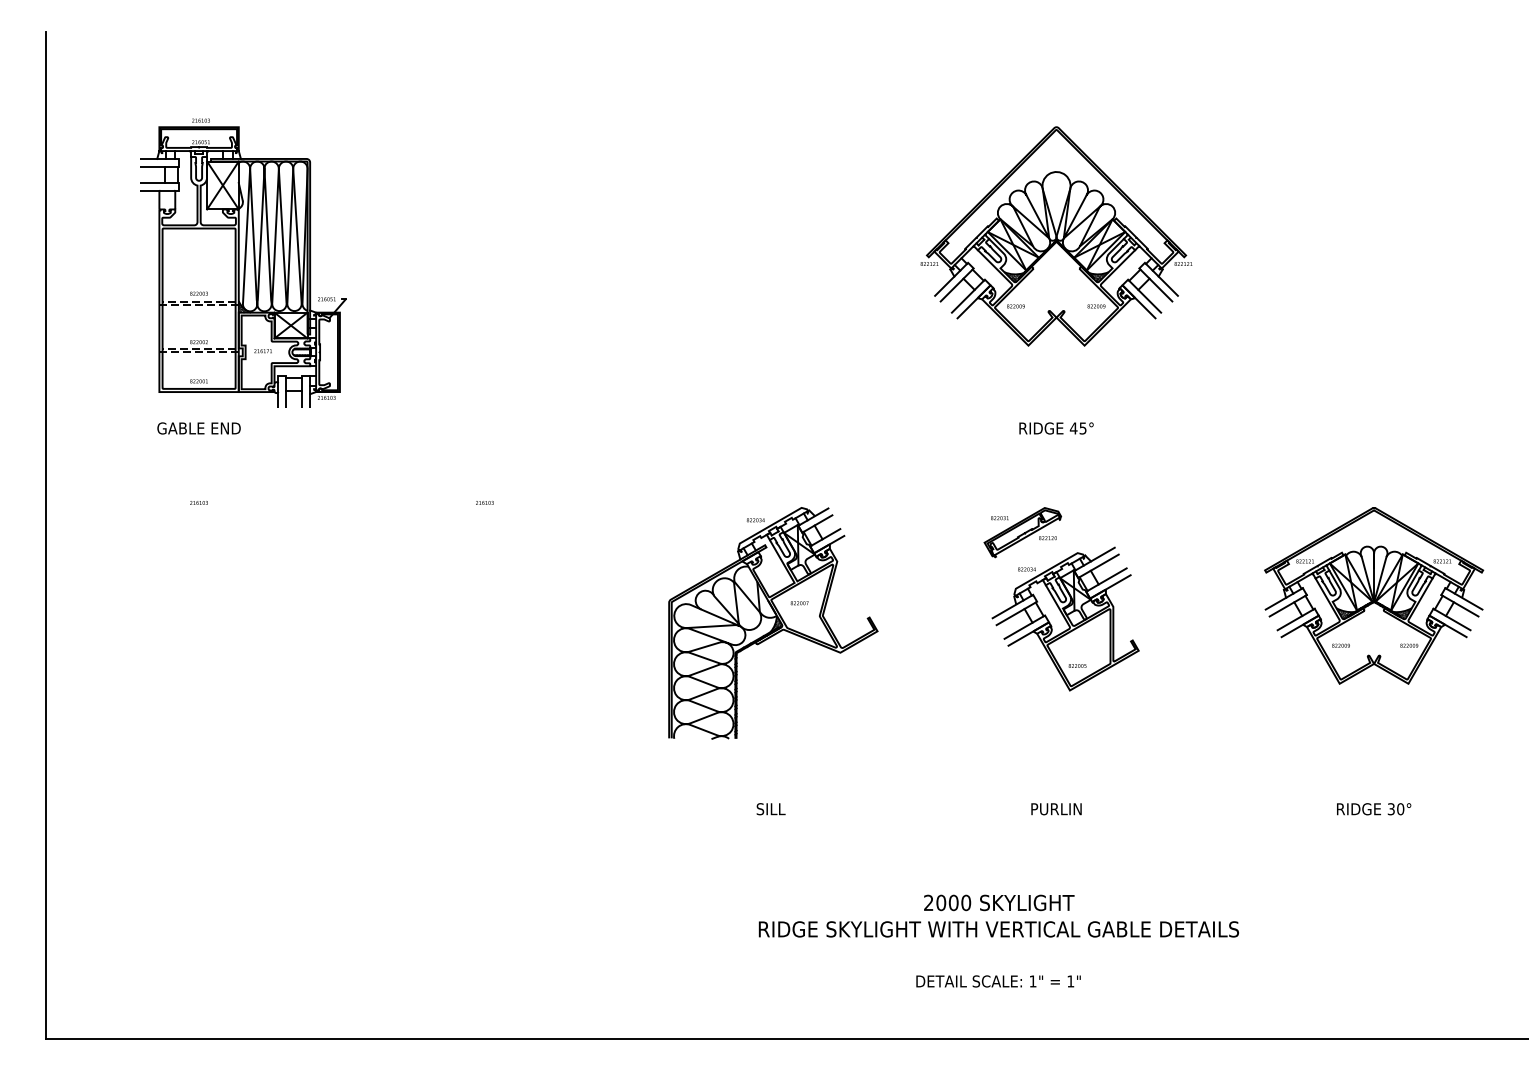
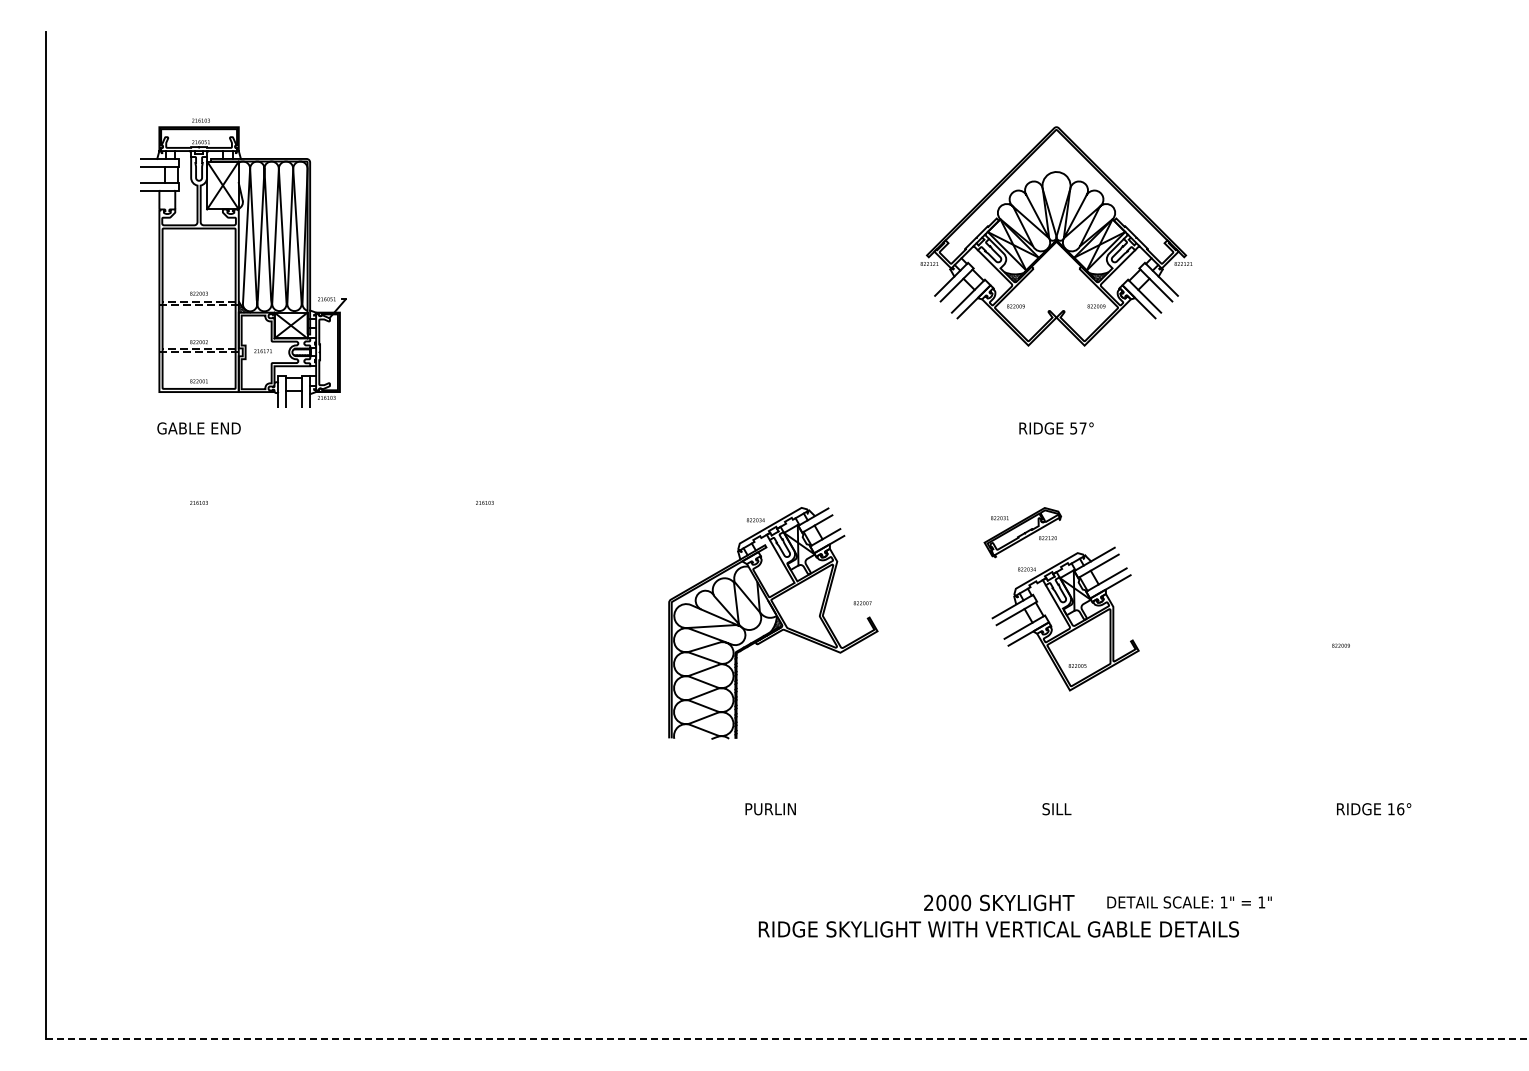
text: 45° -> 57° (1077, 428)
part: present -> none (1374, 595)
text position: (799, 603) -> (862, 603) (862, 603)
text: SILL -> PURLIN (770, 809)
text: PURLIN -> SILL (1056, 809)
text: 30° -> 16° (1395, 809)
text position: (998, 981) -> (1189, 902) (1189, 902)
line: solid -> dashed (787, 1039)
